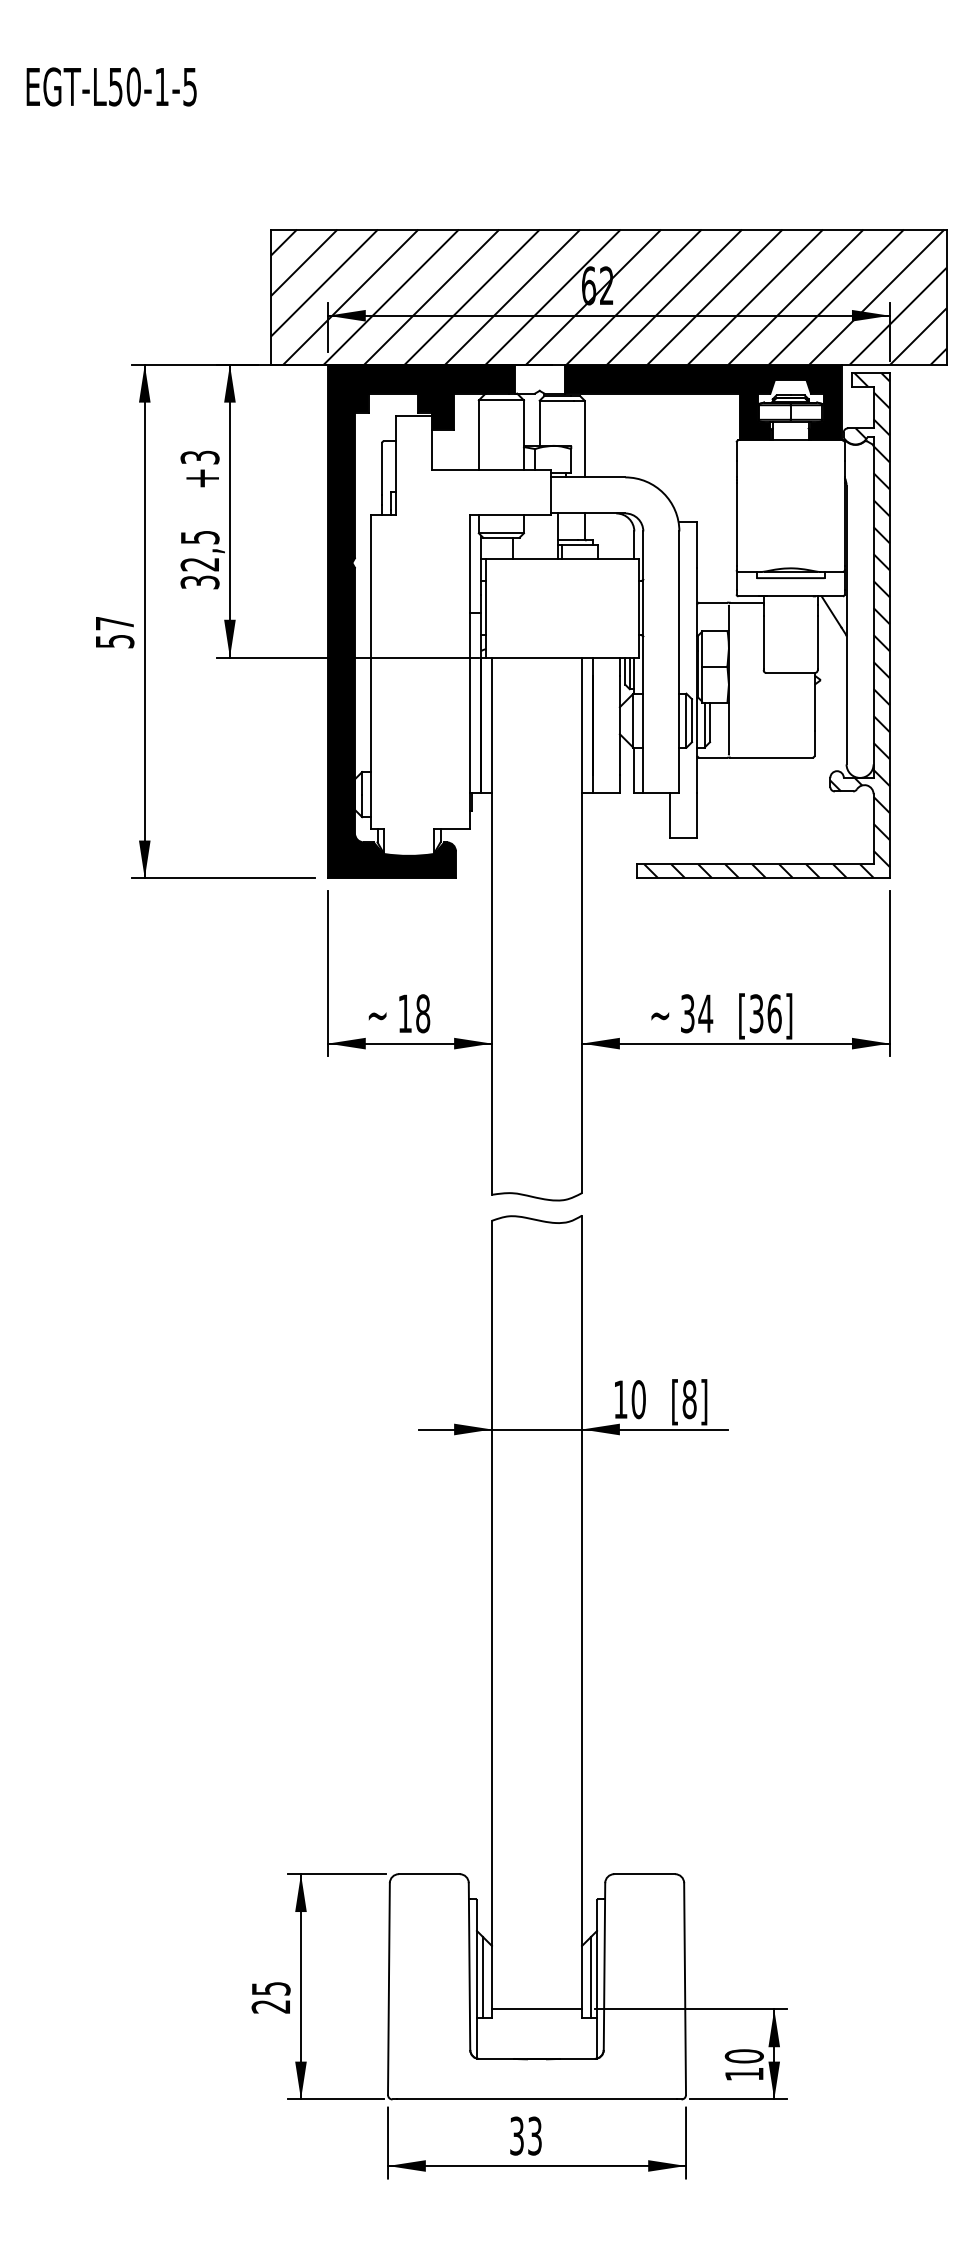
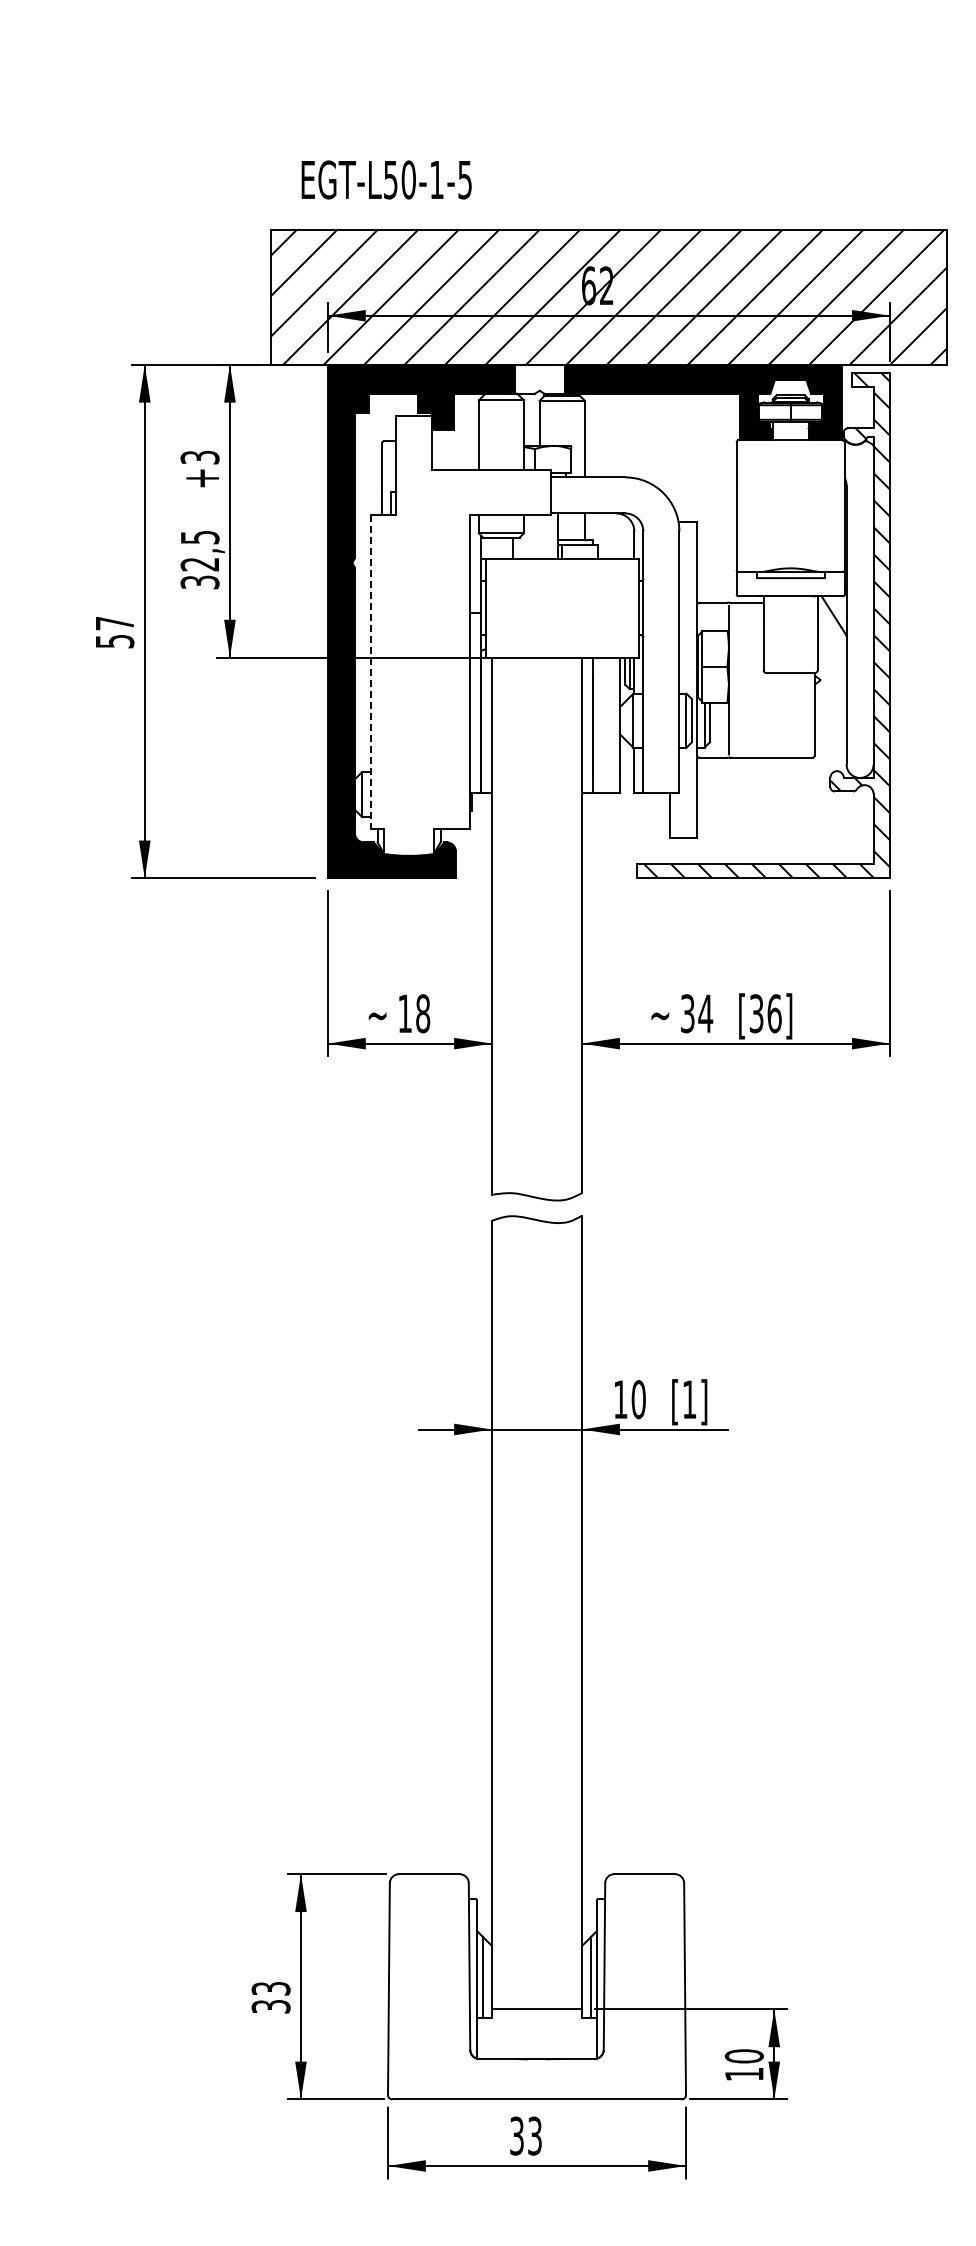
text position: (111, 86) -> (386, 179) (386, 179)
line: solid -> dashed (370, 672)
text: [8] -> [1] (689, 1399)
text: 25 -> 33 (270, 1997)
